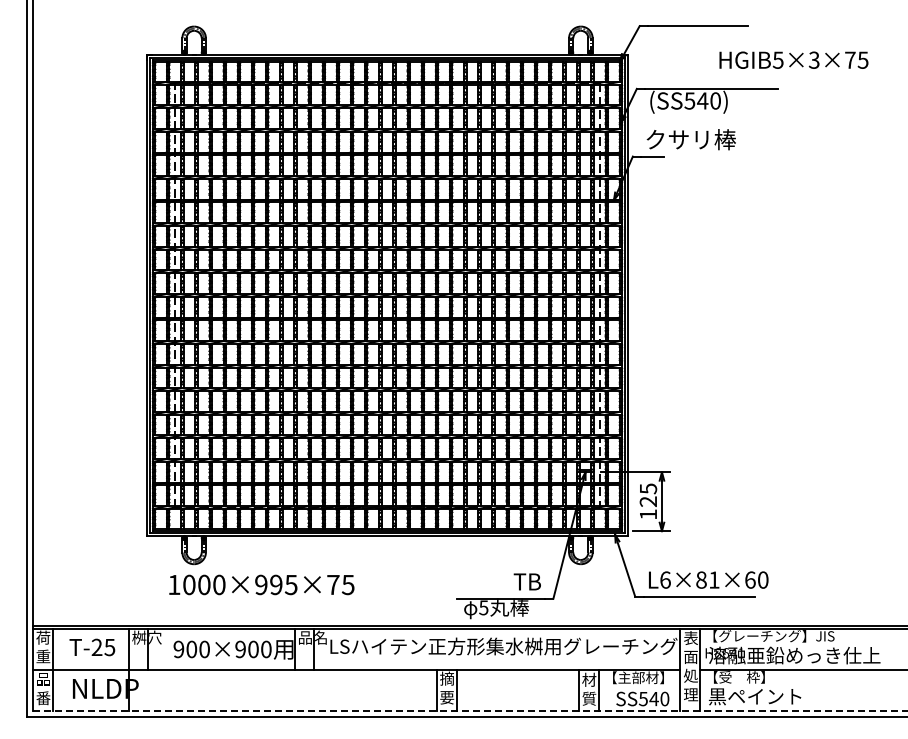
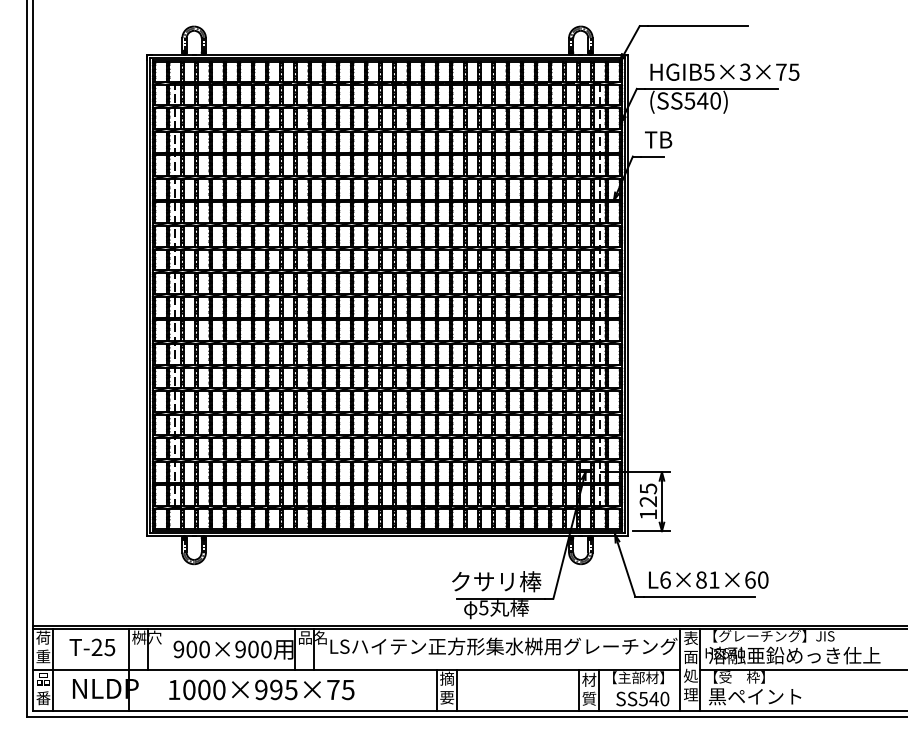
text position: (793, 59) -> (724, 71) (724, 71)
text: クサリ棒 -> TB (690, 139)
text: TB -> クサリ棒 (496, 581)
text position: (261, 584) -> (261, 689) (261, 689)
line: dashed -> solid (470, 711)
